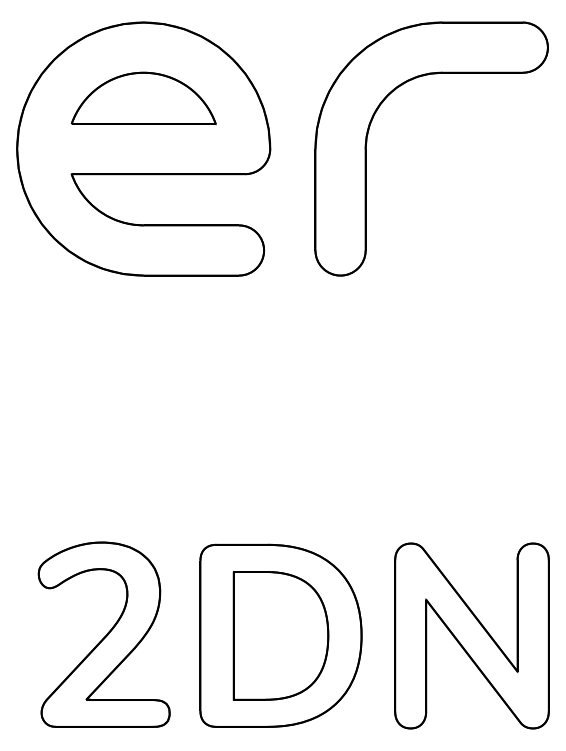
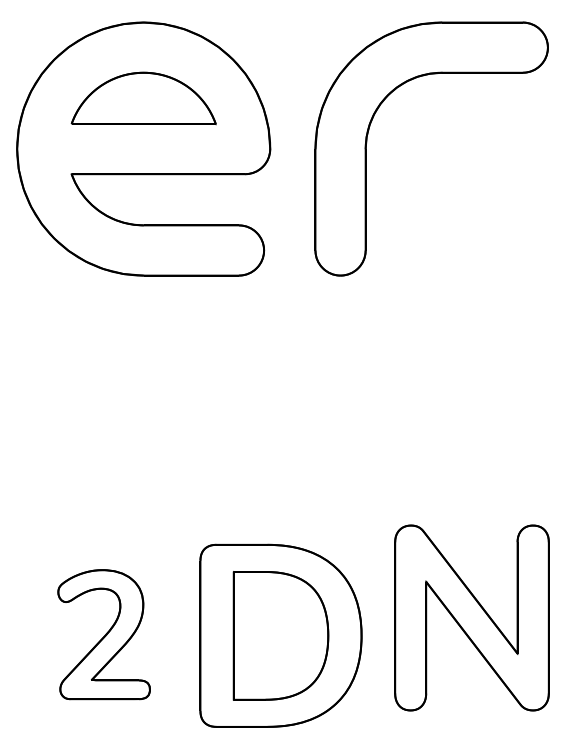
part size: 134x187 px -> 94x132 px (103, 634)
part position: (471, 635) -> (471, 617) (471, 617)
